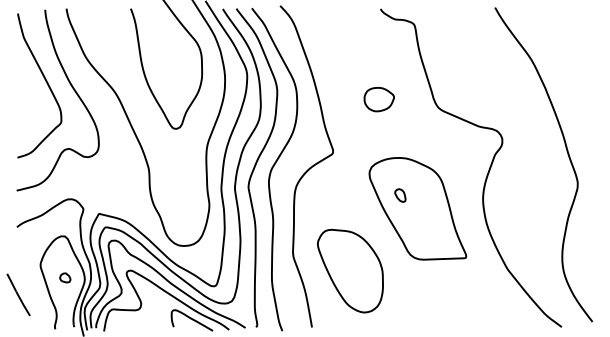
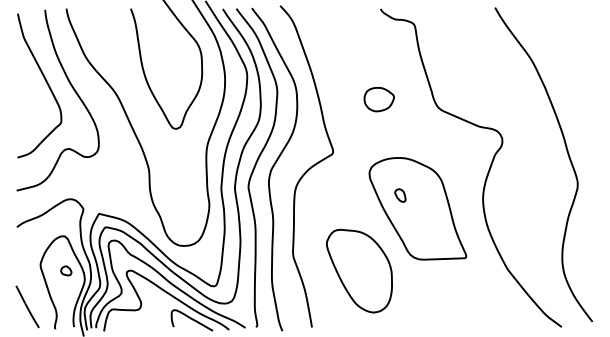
part position: (350, 270) -> (359, 270) (359, 270)
part position: (65, 277) -> (66, 270) (66, 270)
line position: (18, 294) -> (27, 306) (27, 306)
